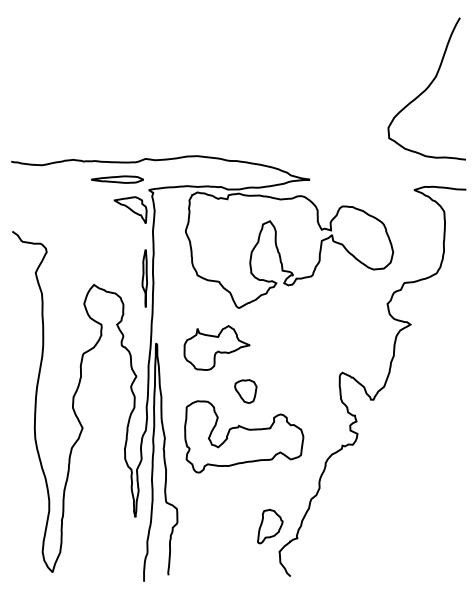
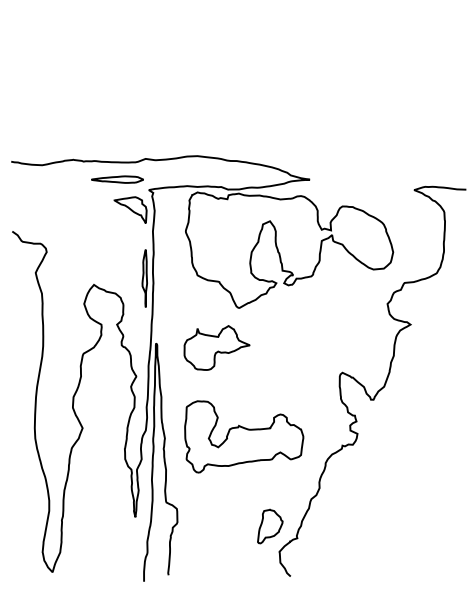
curve: present -> none (426, 88)
part: present -> none (245, 391)
